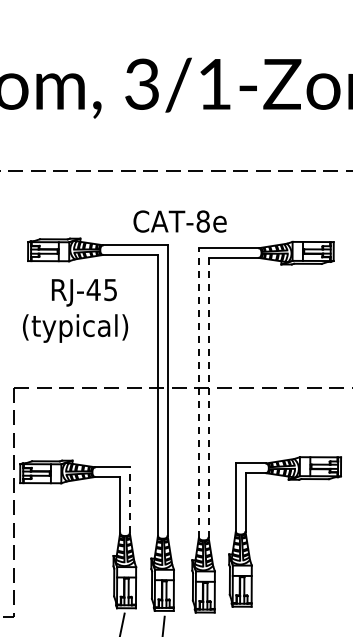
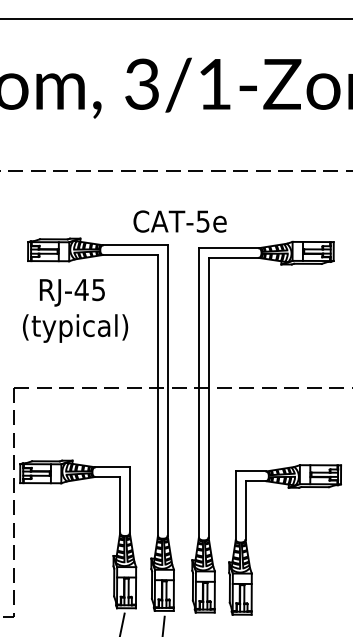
line: none -> present (175, 19)
text: CAT-8e -> CAT-5e (202, 221)
text position: (84, 292) -> (72, 292) (72, 292)
line: dashed -> solid (198, 392)
line: dashed -> solid (208, 397)
line: dashed -> solid (129, 499)
part position: (247, 536) -> (247, 544) (247, 544)
